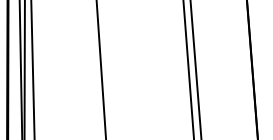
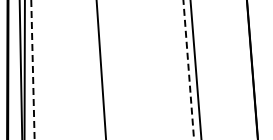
line: solid -> dashed (32, 70)
line: solid -> dashed (188, 70)
